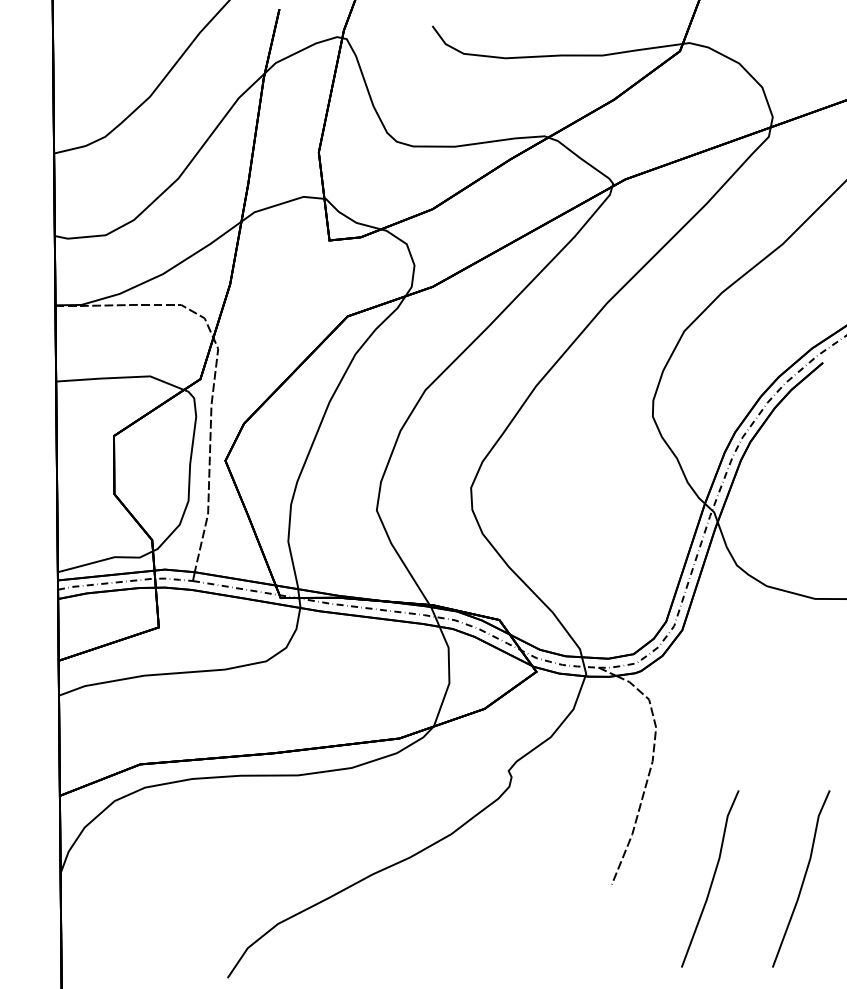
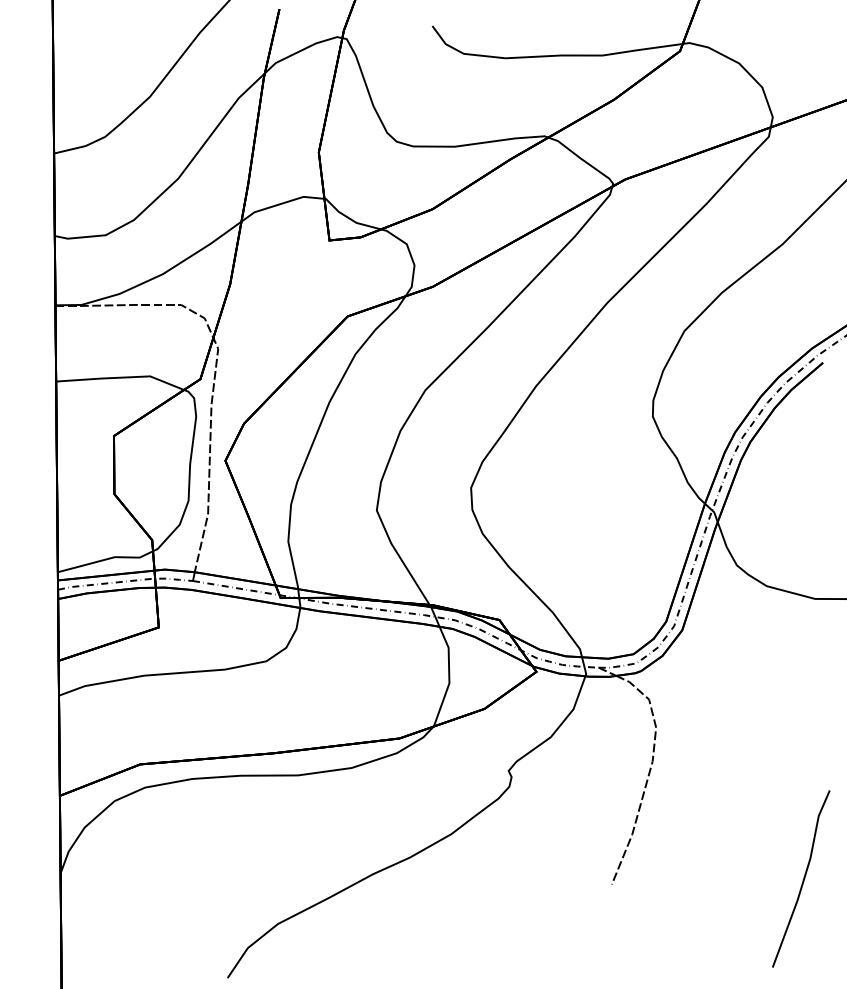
line: present -> none (712, 878)
